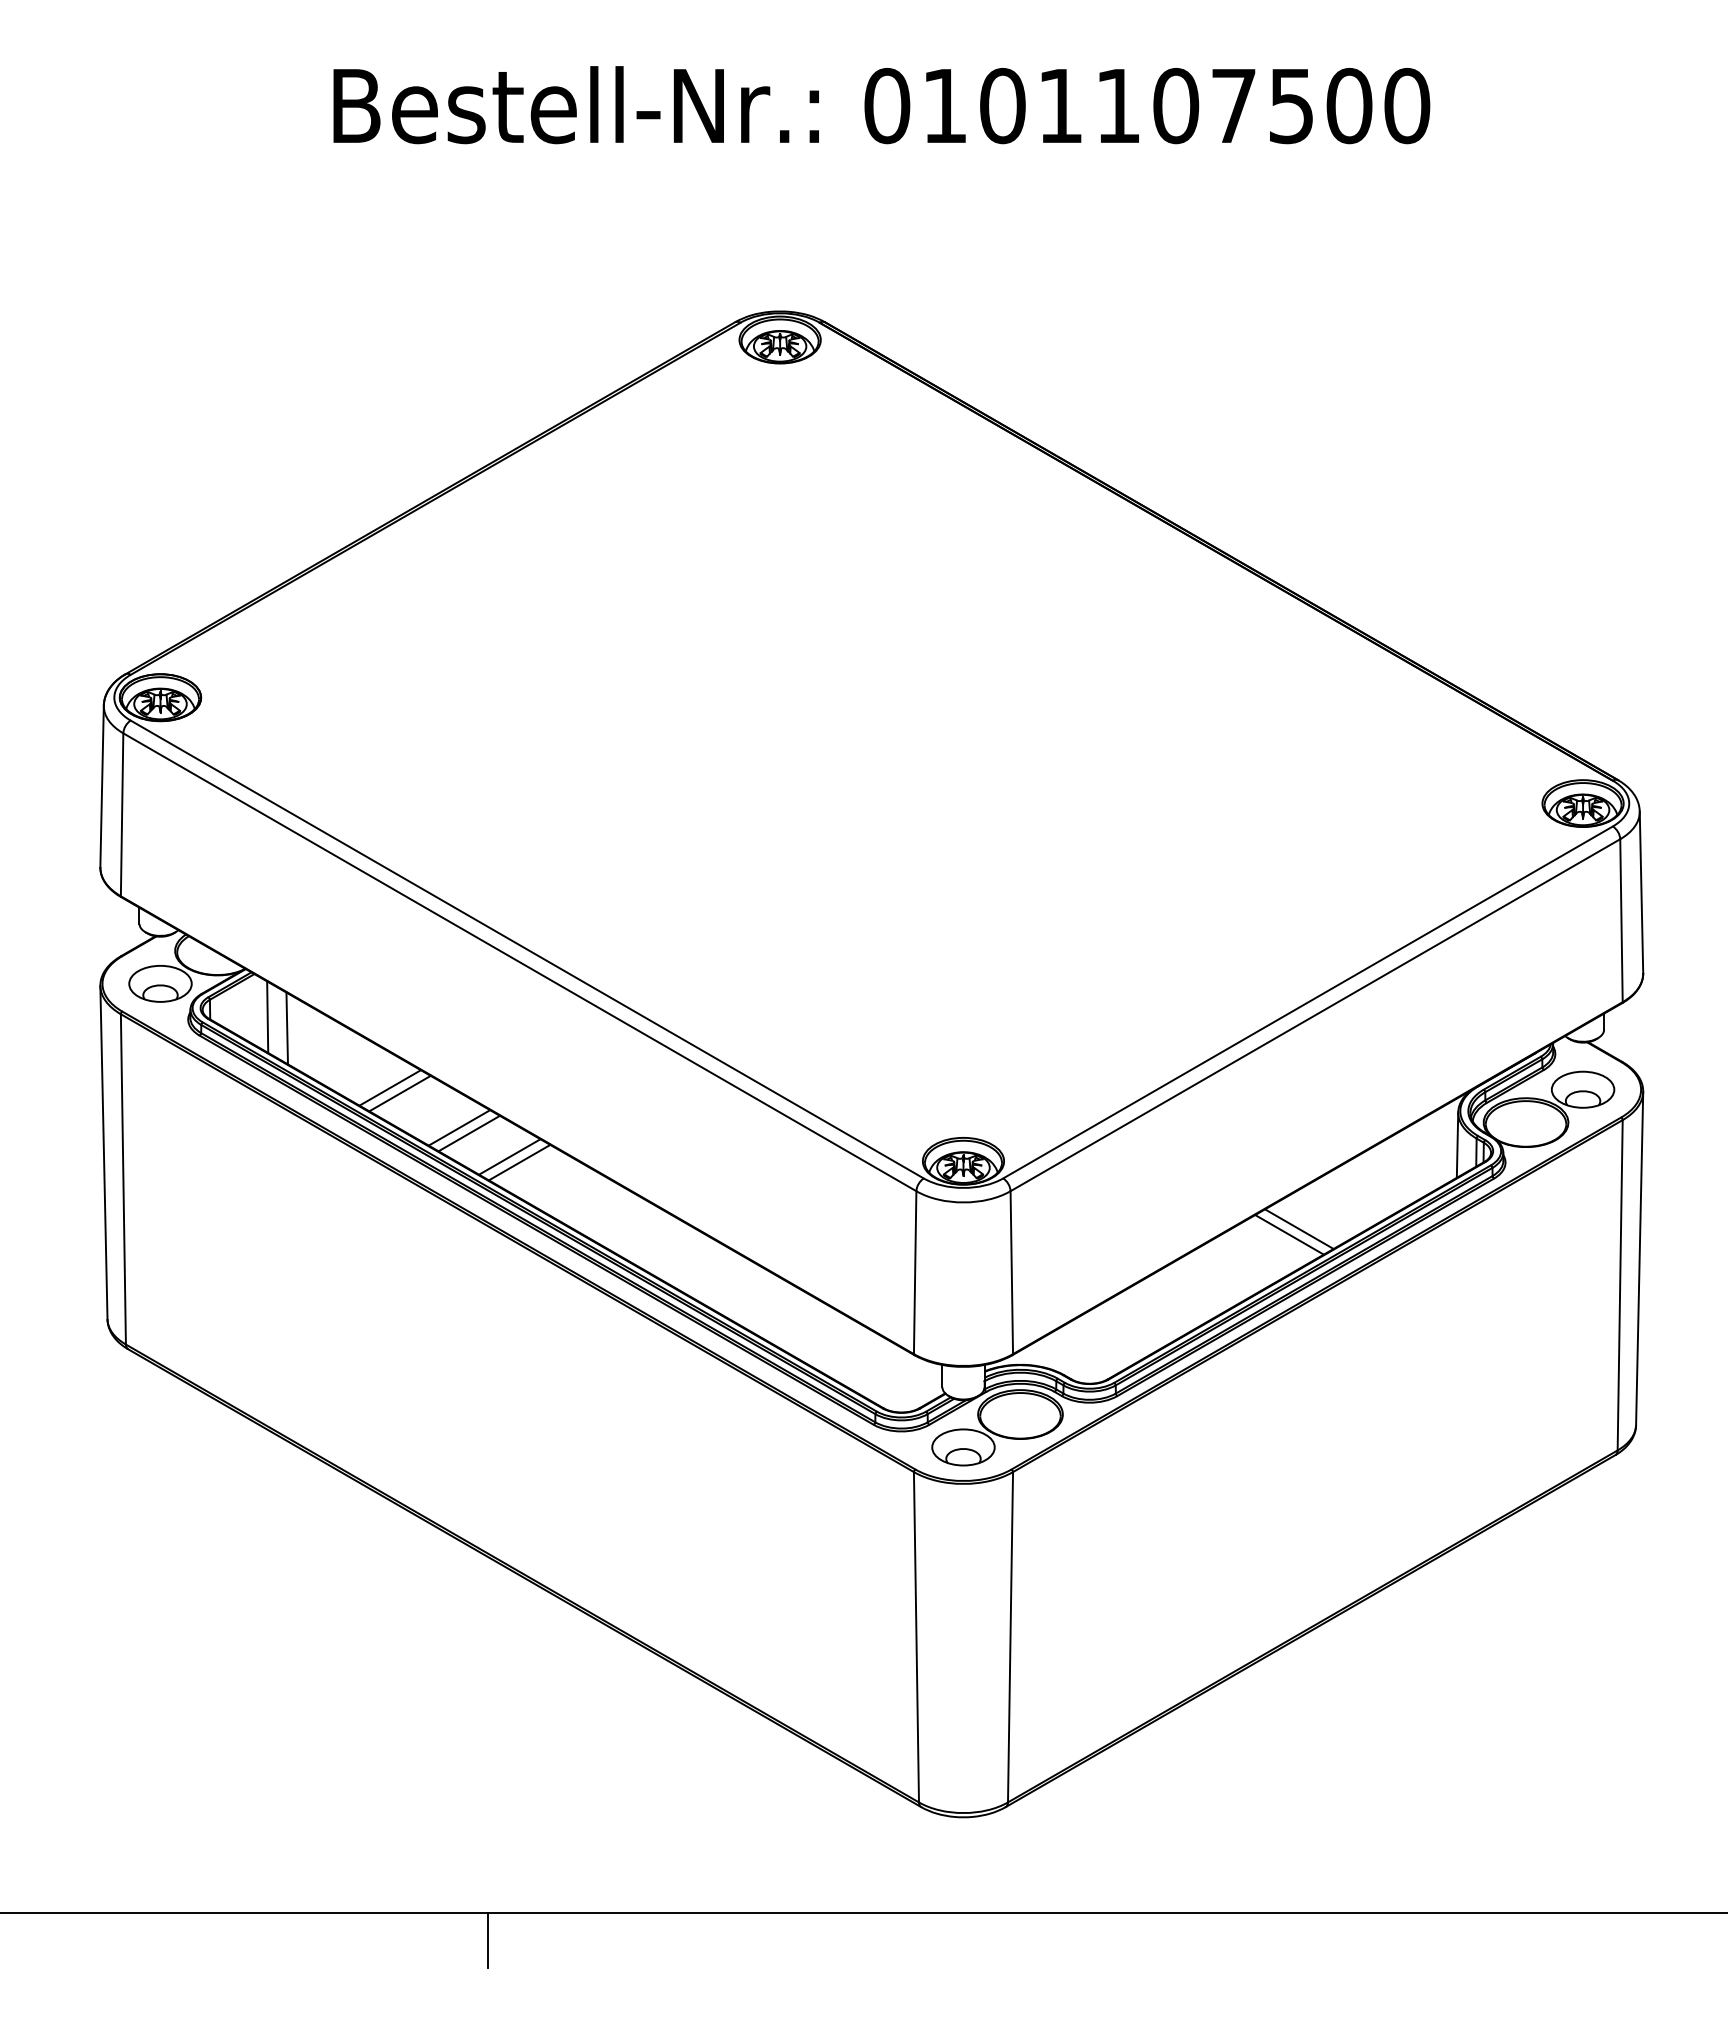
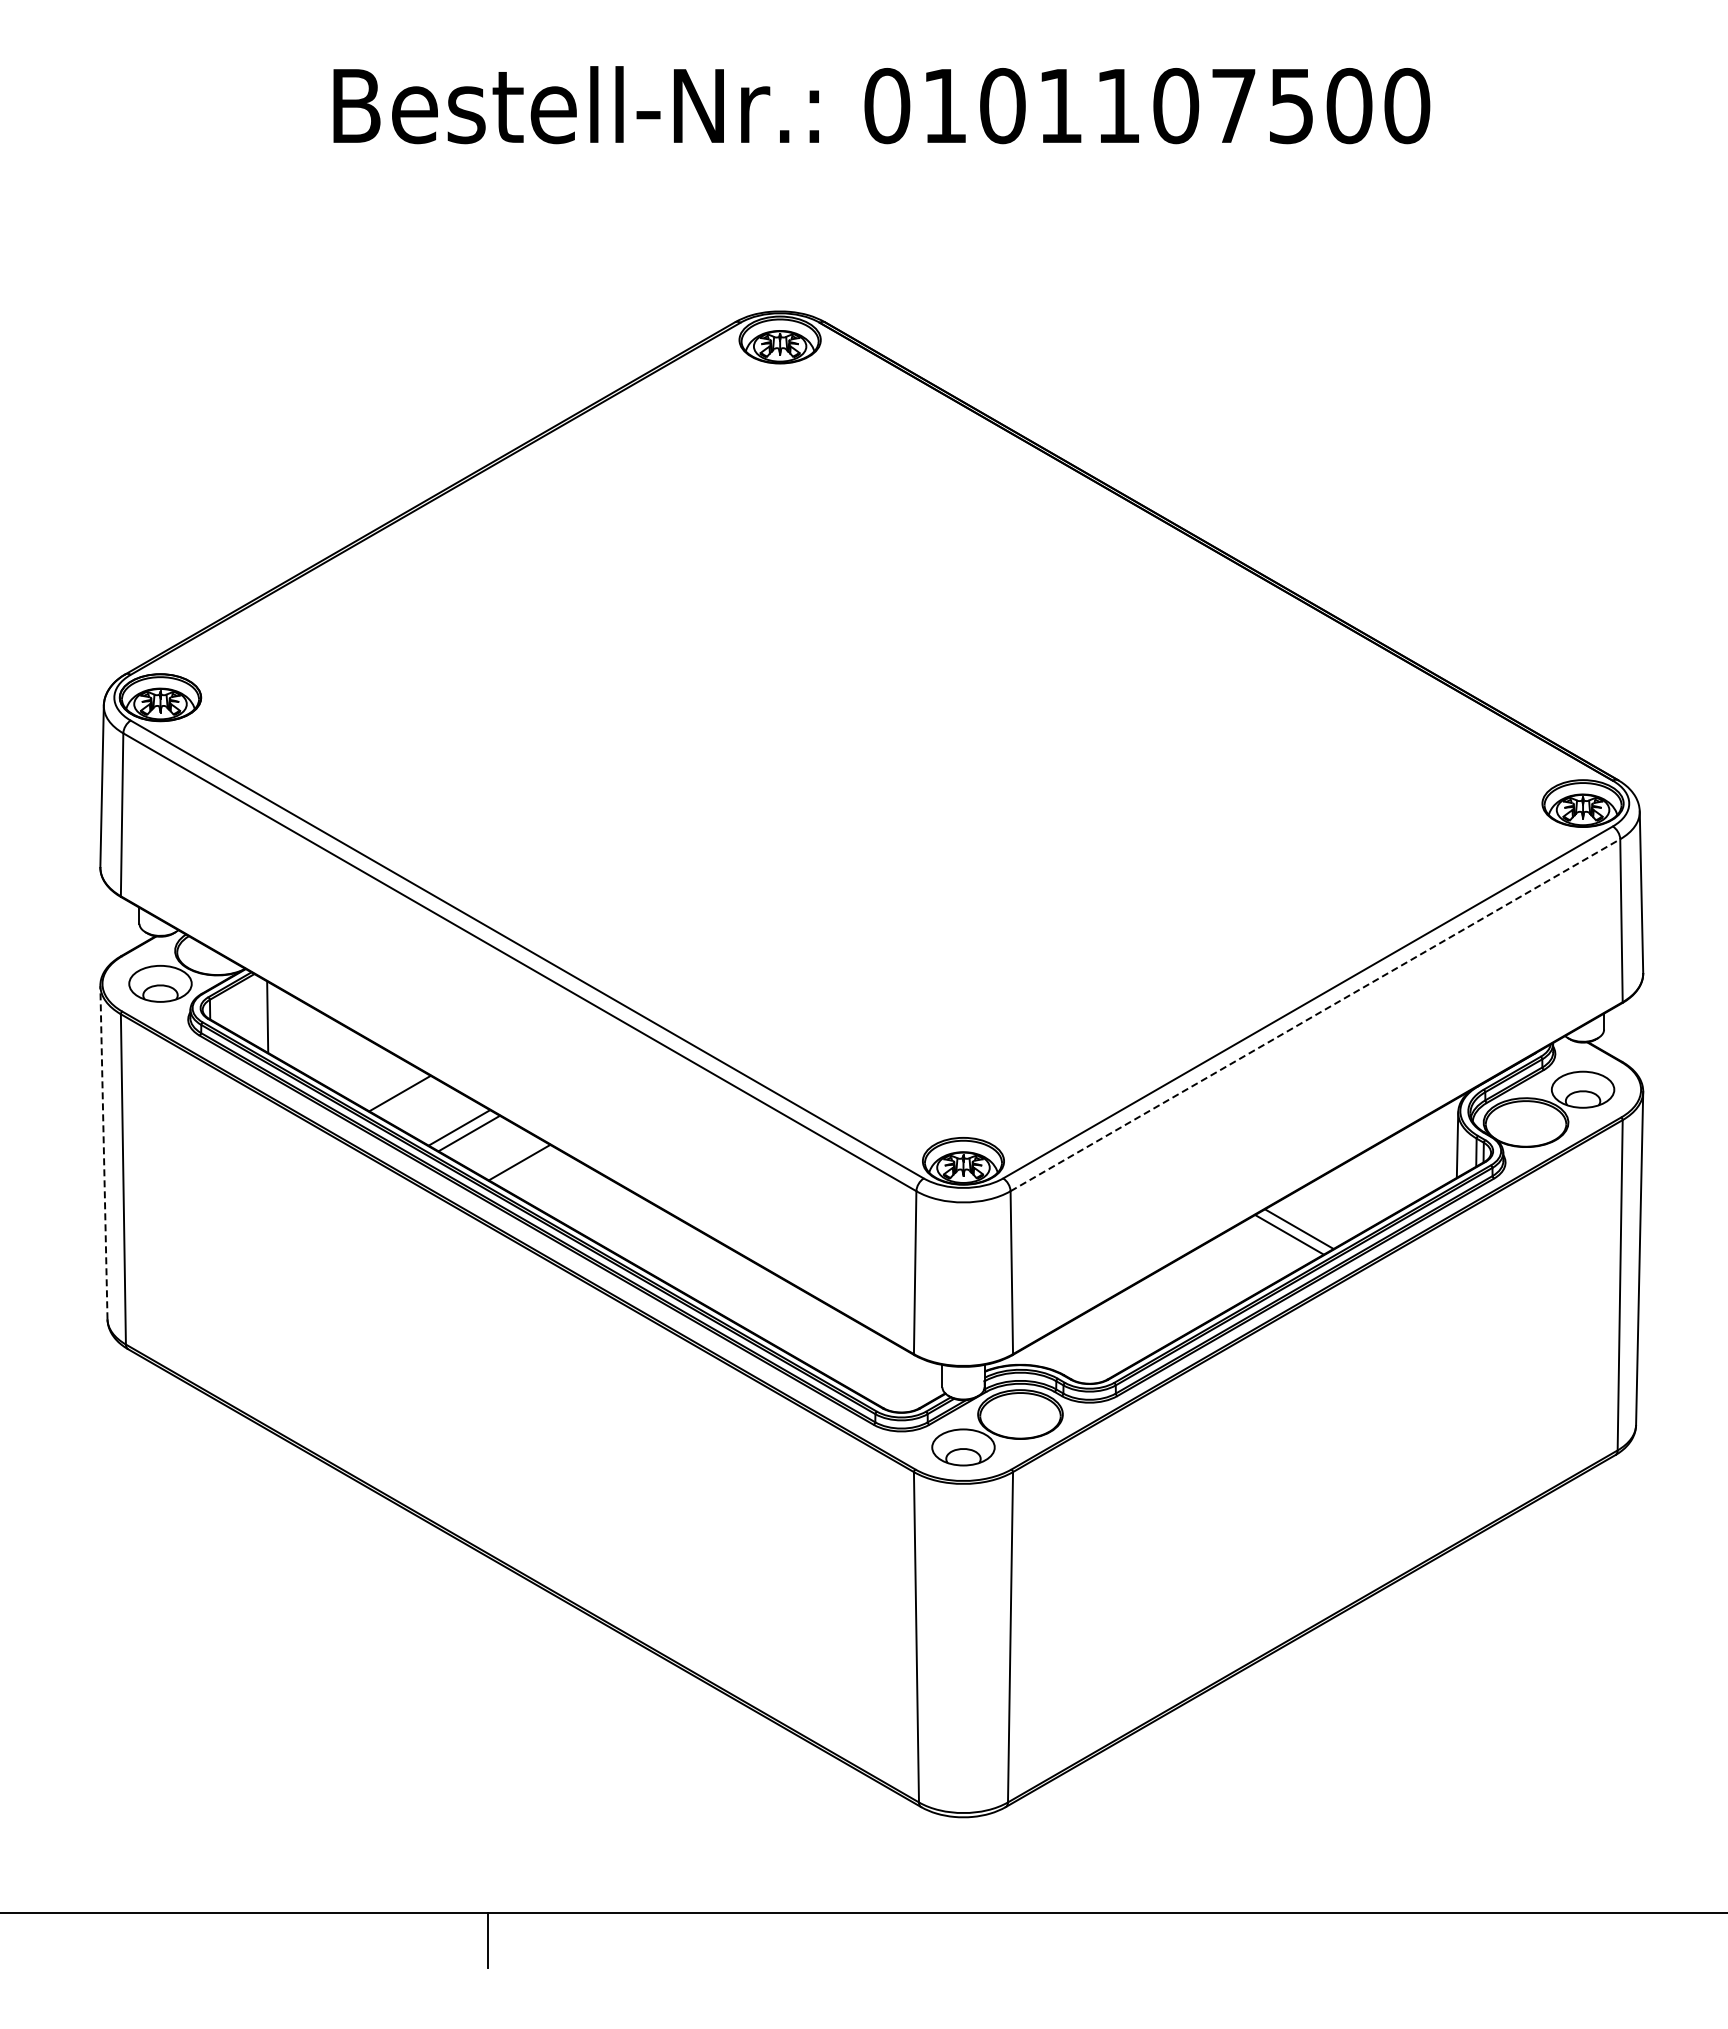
line: solid -> dashed (1315, 1015)
line: present -> none (286, 1028)
line: present -> none (389, 1087)
line: solid -> dashed (103, 1152)
line: present -> none (509, 1156)
